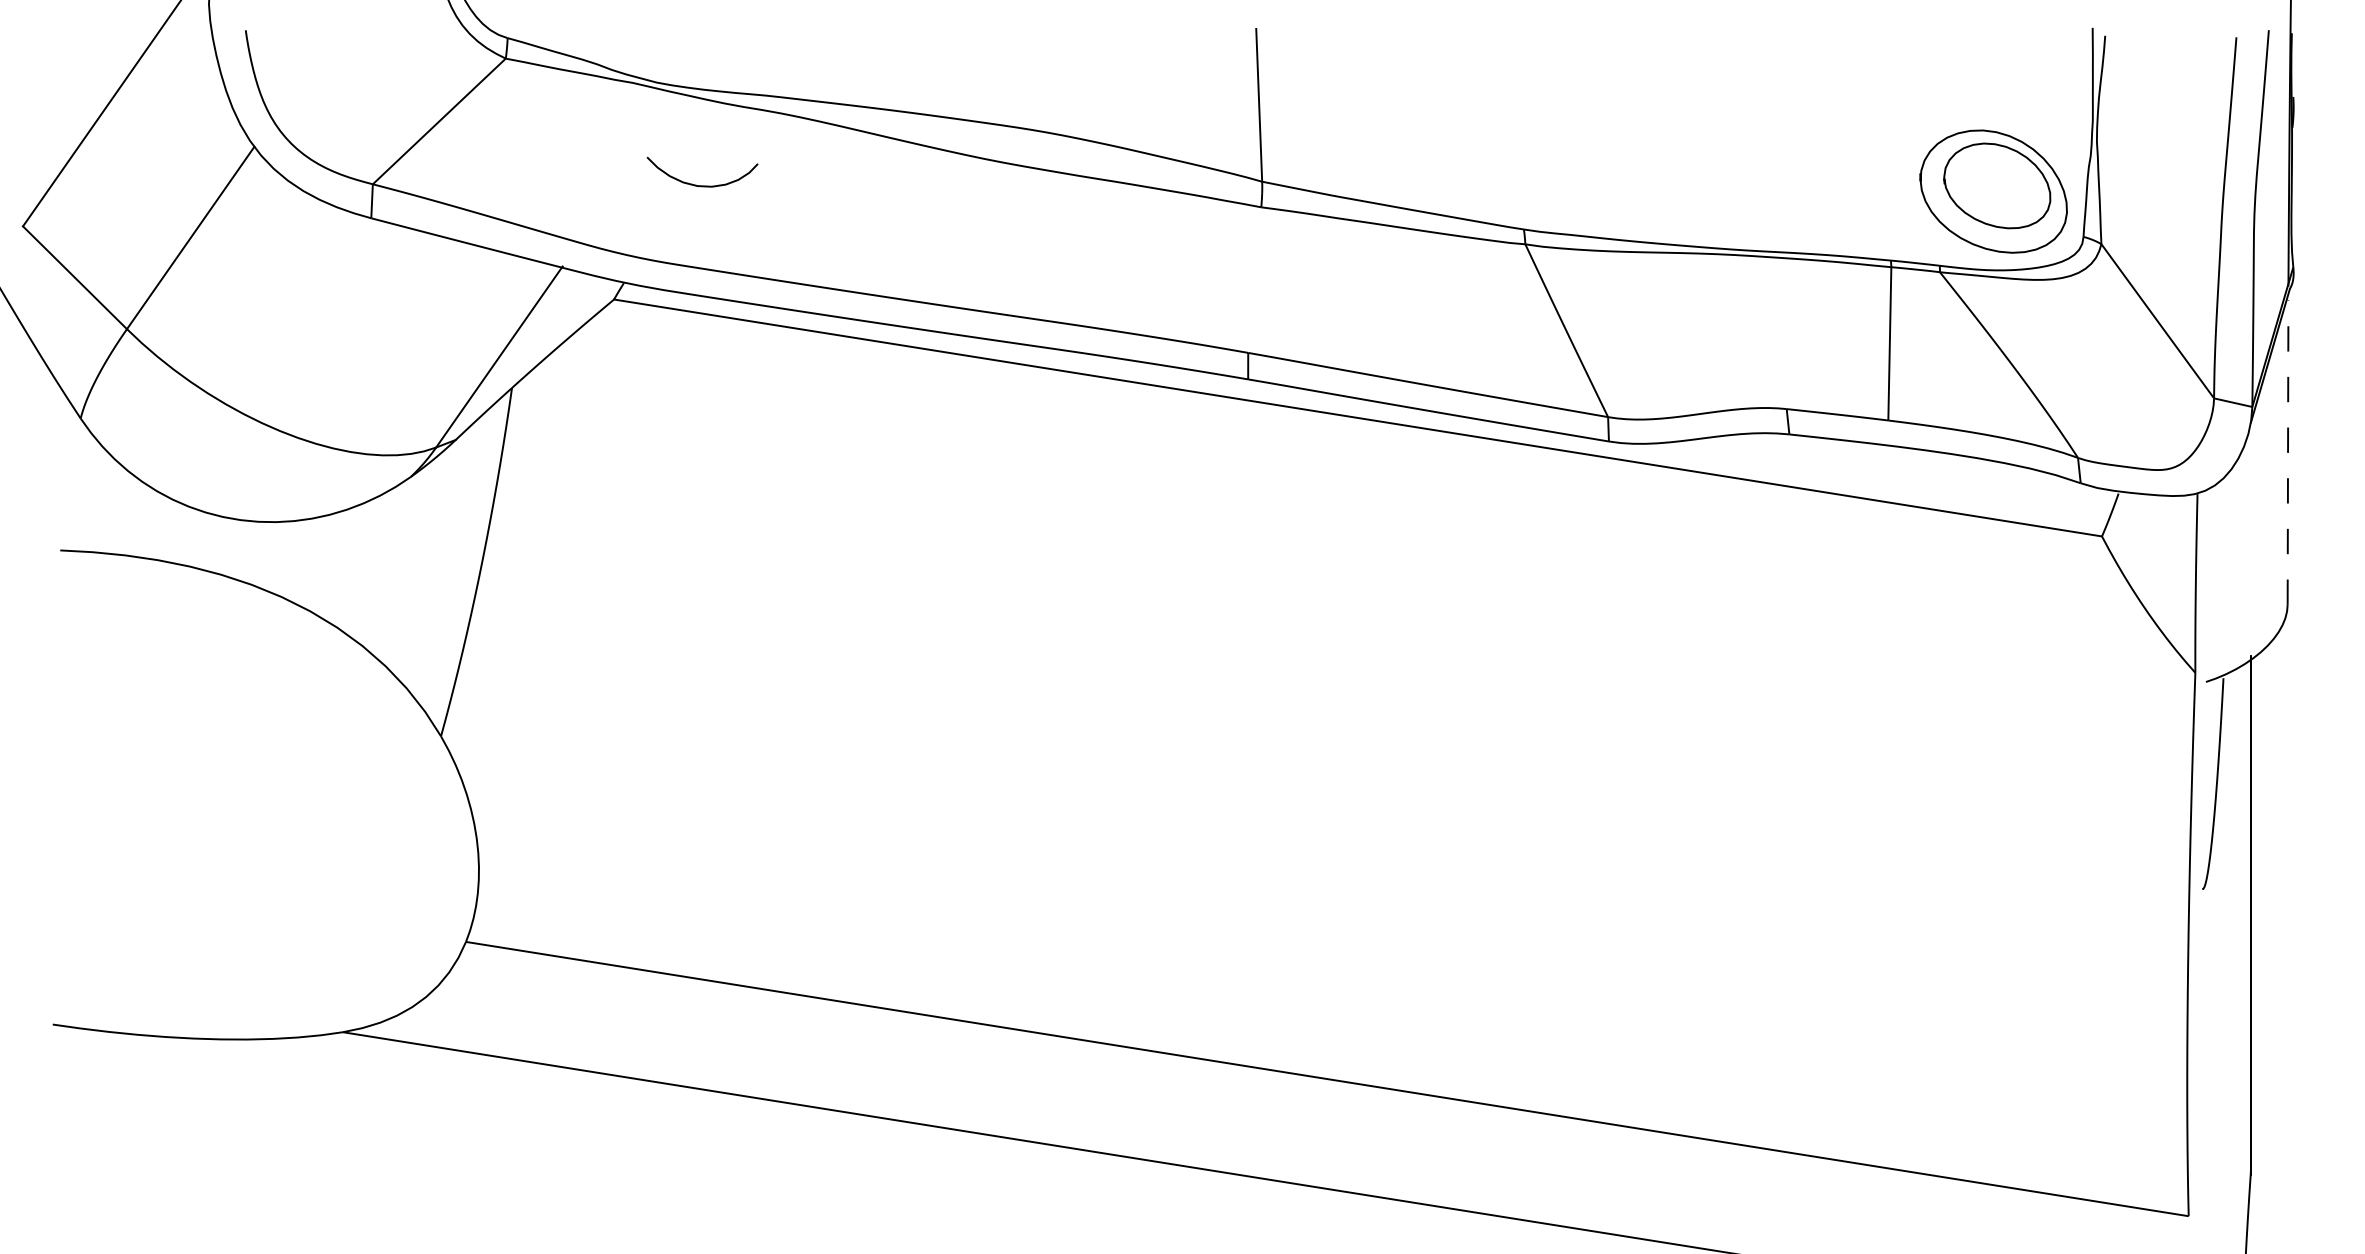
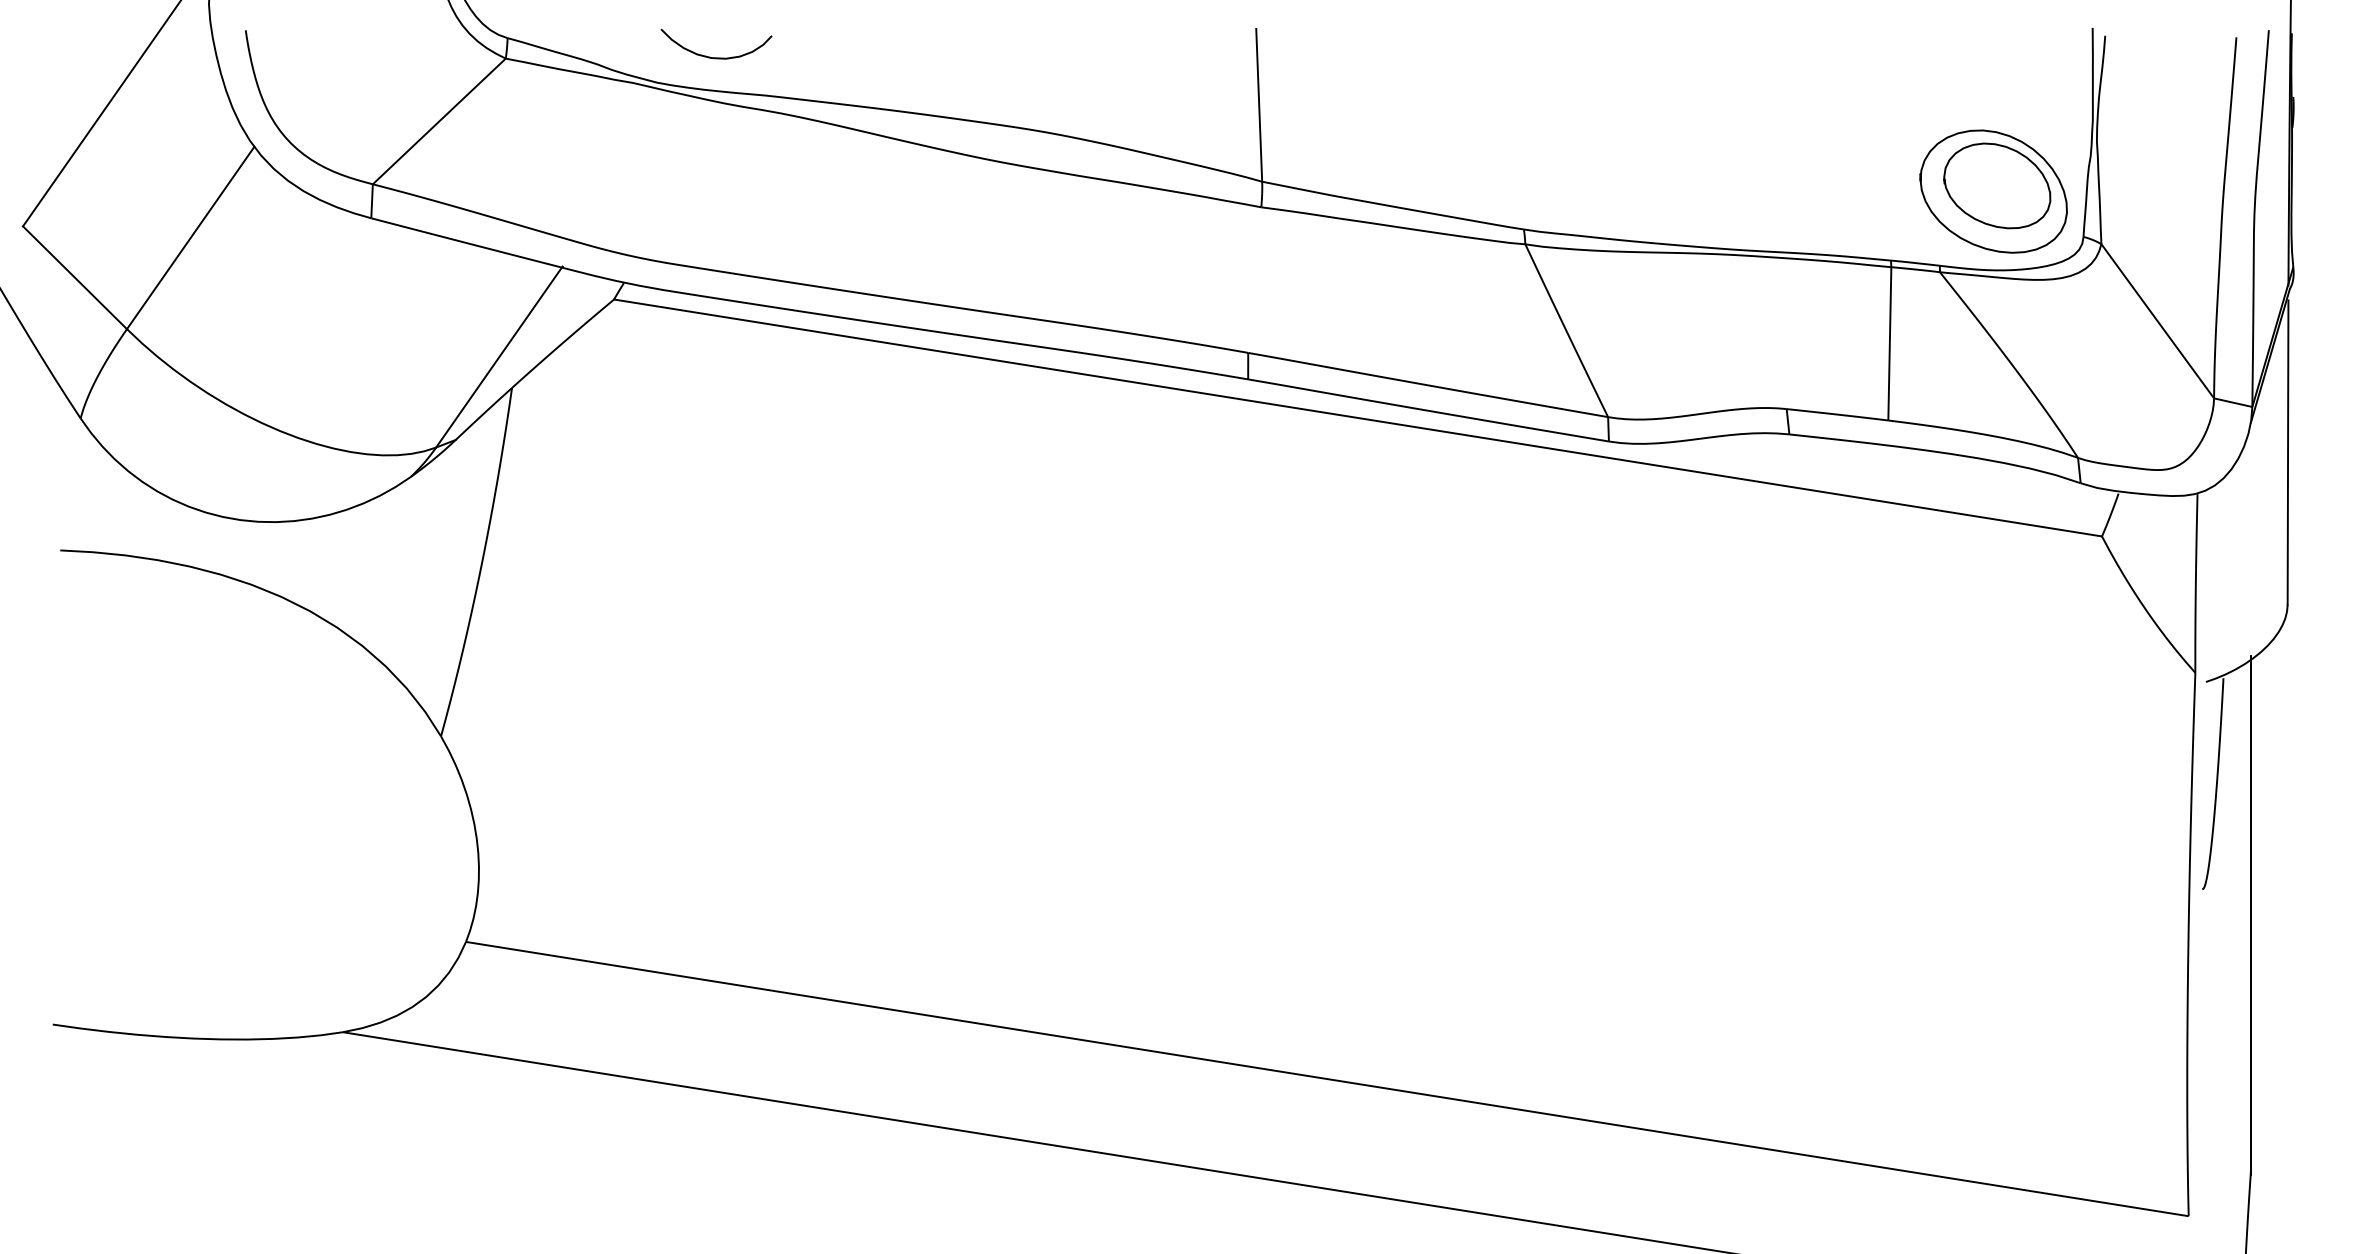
curve position: (702, 185) -> (716, 57) (716, 57)
line: dashed -> solid (2288, 452)
